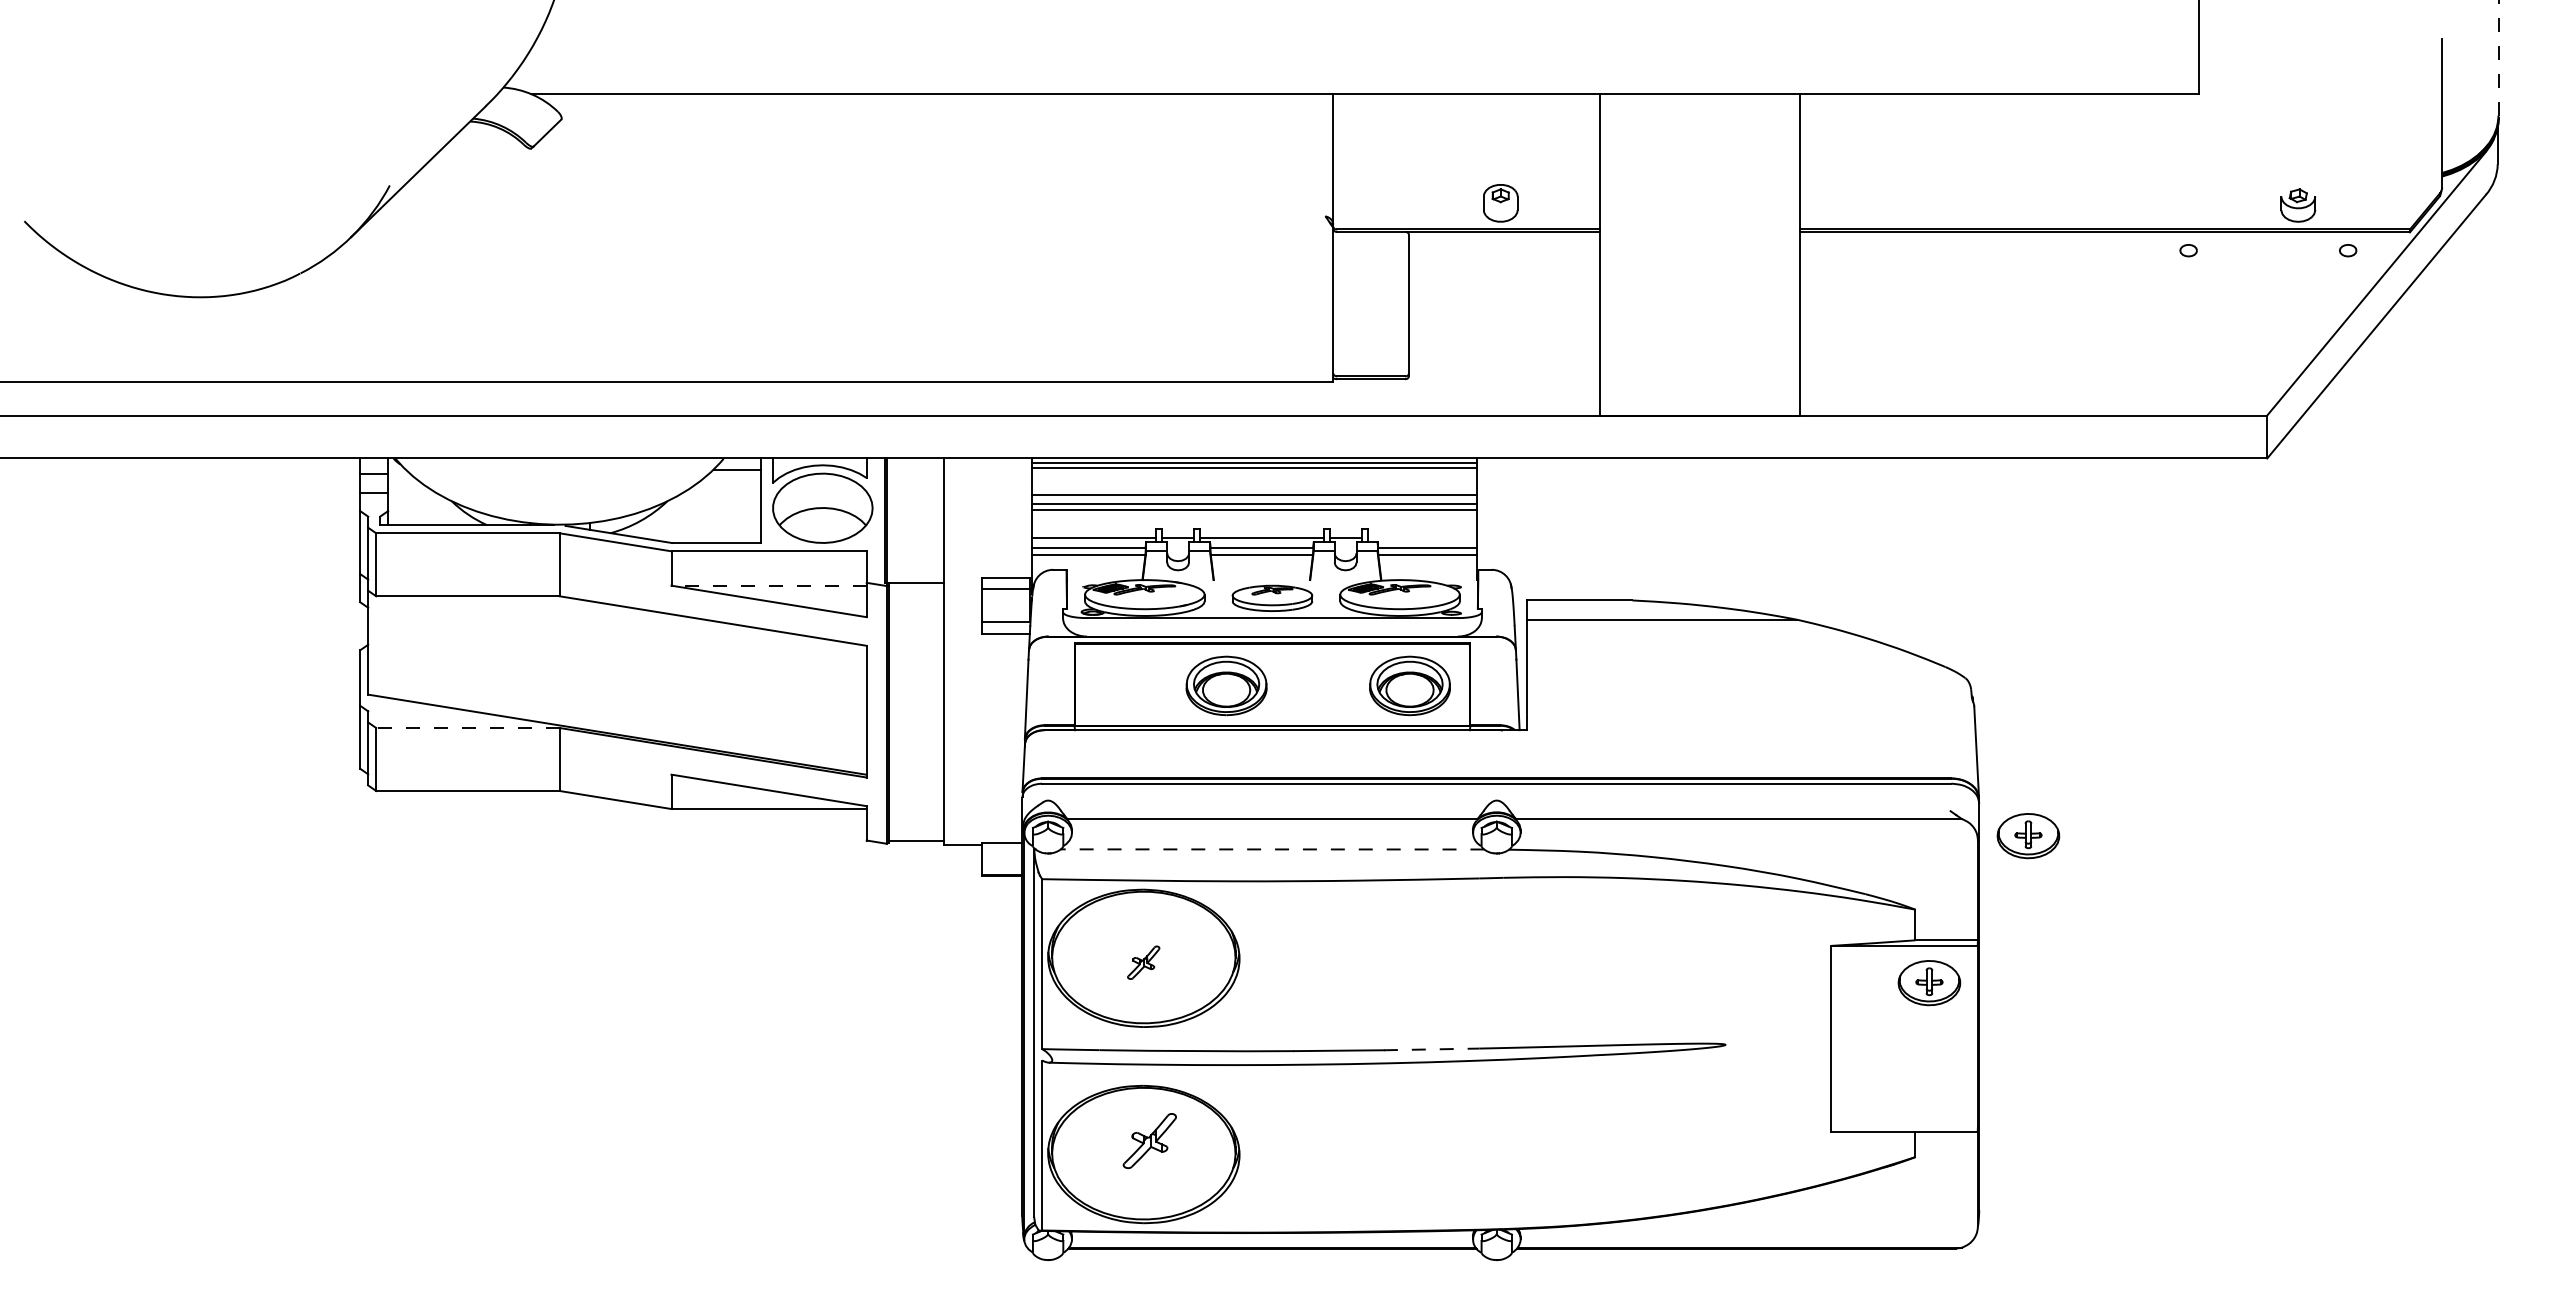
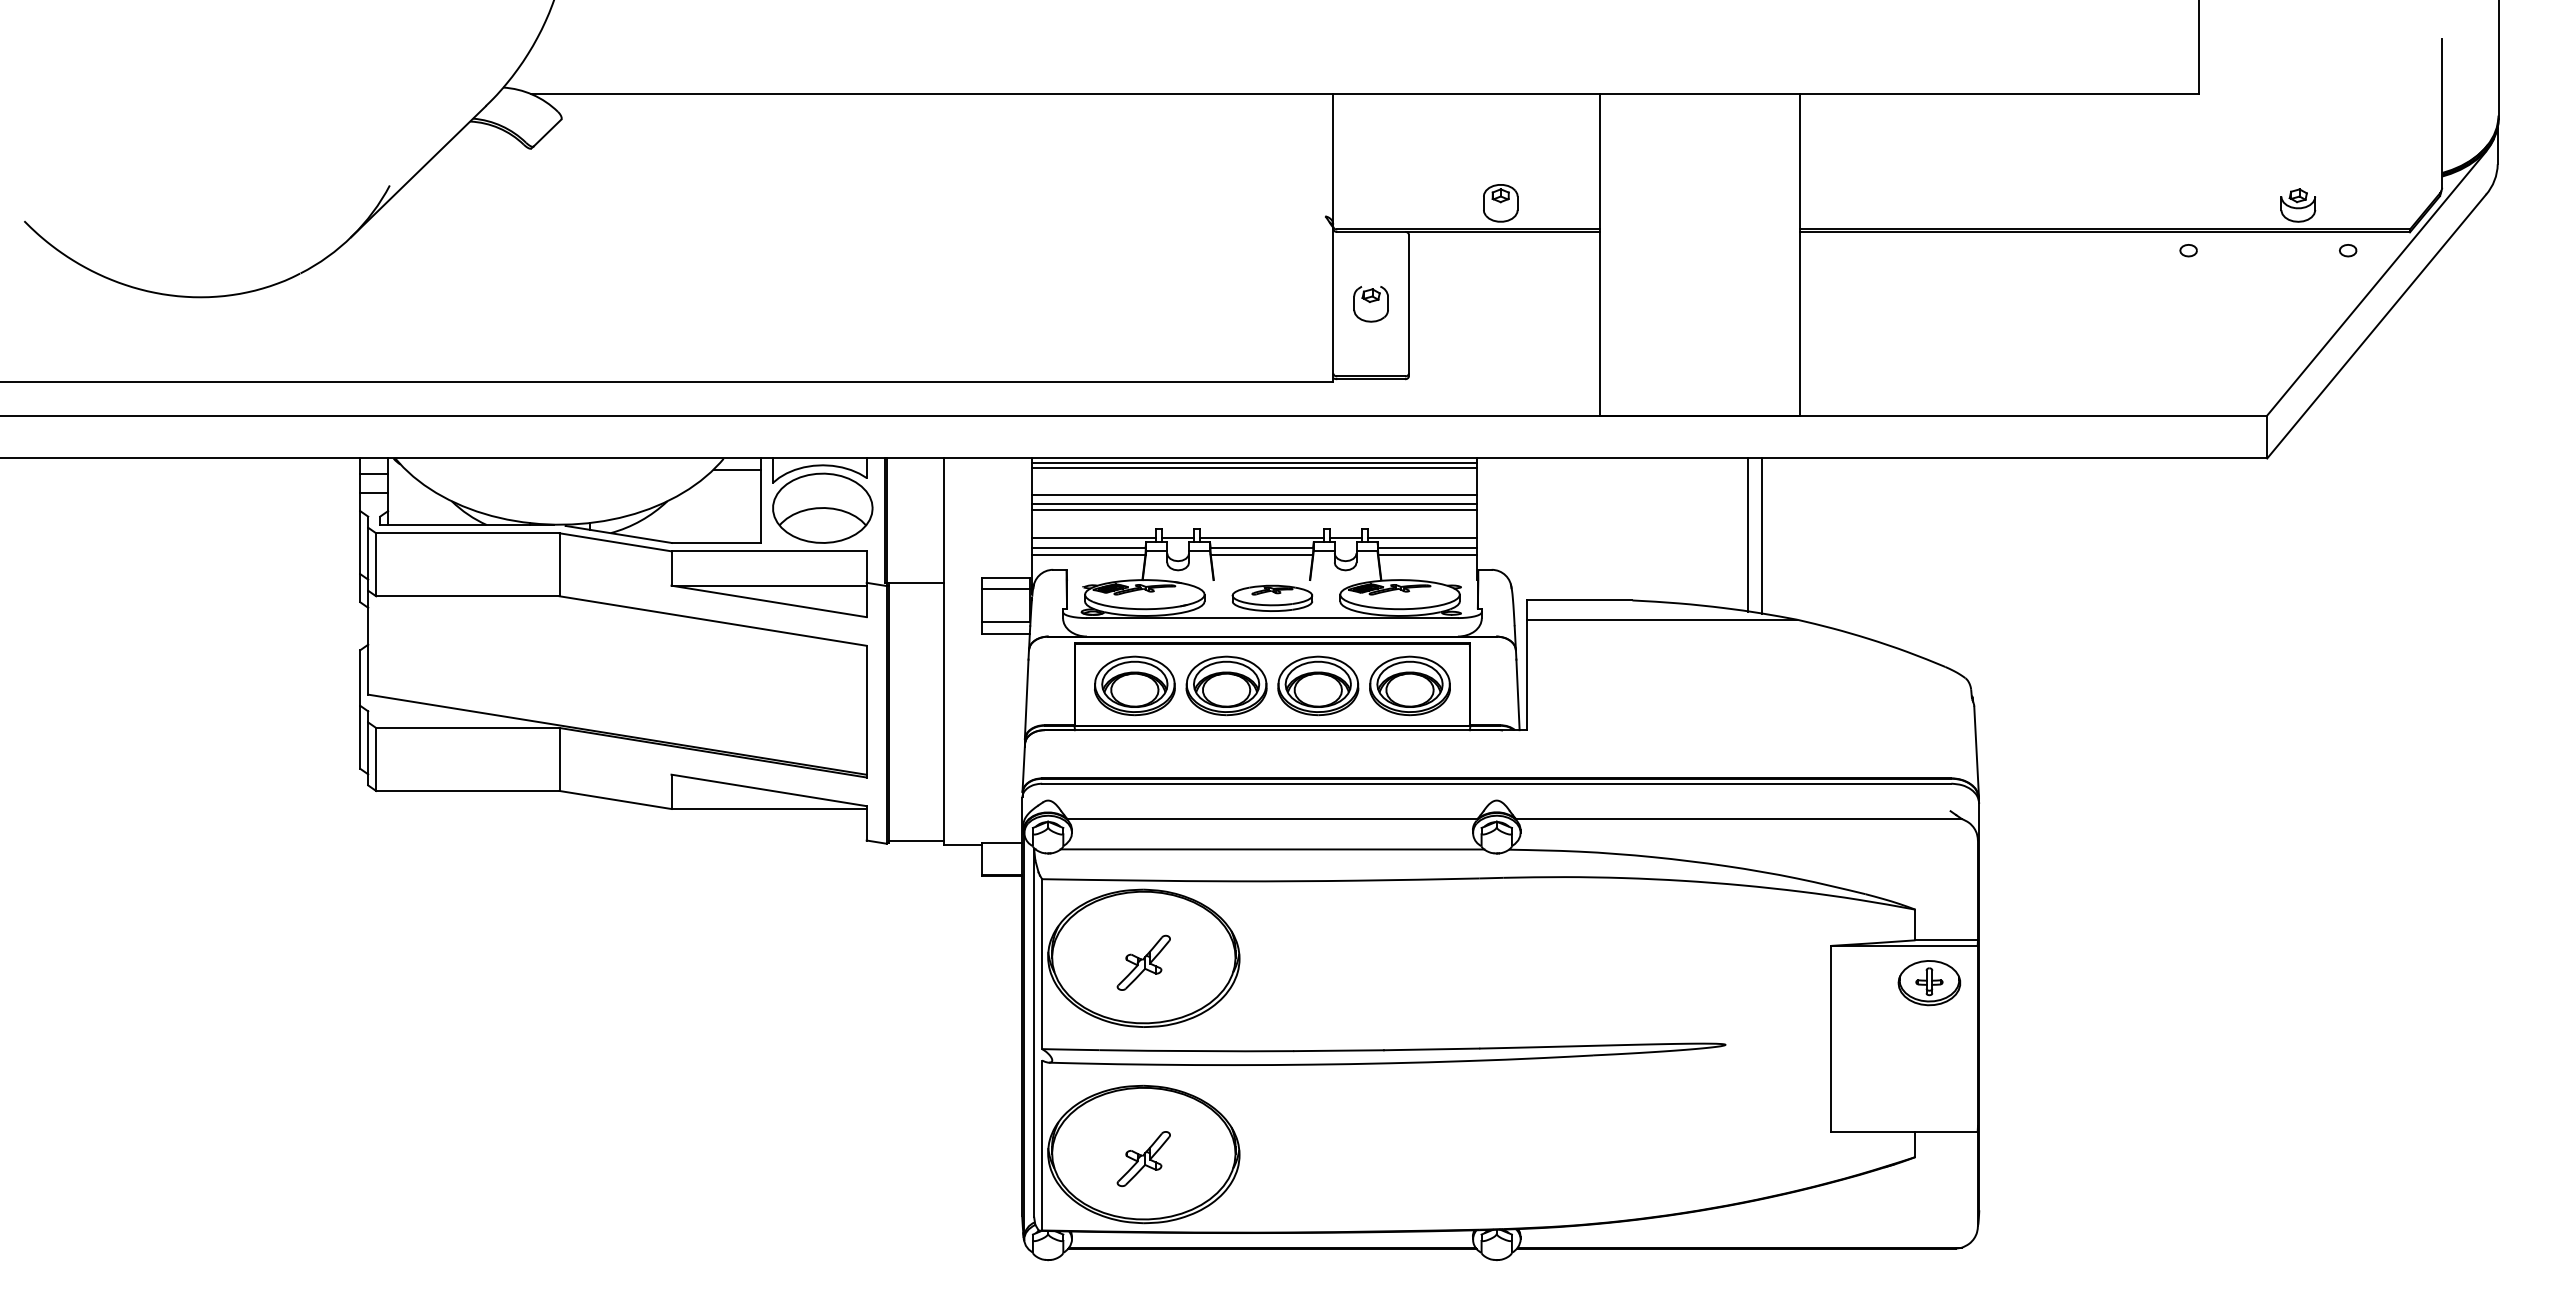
line: dashed -> solid (2498, 57)
part: none -> present (1370, 304)
line: none -> present (1748, 534)
line: none -> present (1761, 535)
line: none -> present (1421, 538)
line: dashed -> solid (769, 585)
part: none -> present (1134, 685)
part: none -> present (1318, 685)
line: dashed -> solid (467, 728)
part: present -> none (2028, 836)
line: dashed -> solid (1272, 849)
part size: 34x35 px -> 55x57 px (1143, 962)
line: dashed -> solid (1431, 1049)
part position: (1149, 1141) -> (1143, 1159) (1143, 1159)
